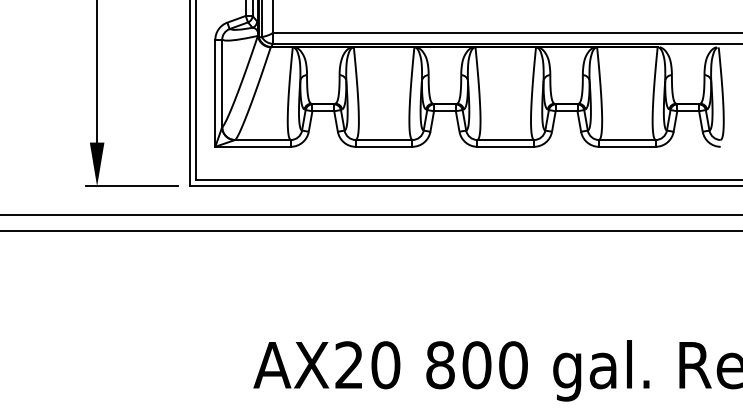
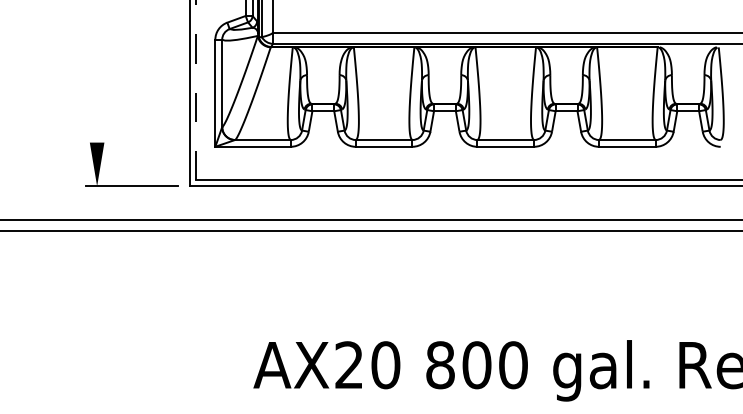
line: present -> none (97, 72)
line: solid -> dashed (195, 90)
line position: (370, 215) -> (370, 220) (370, 220)
